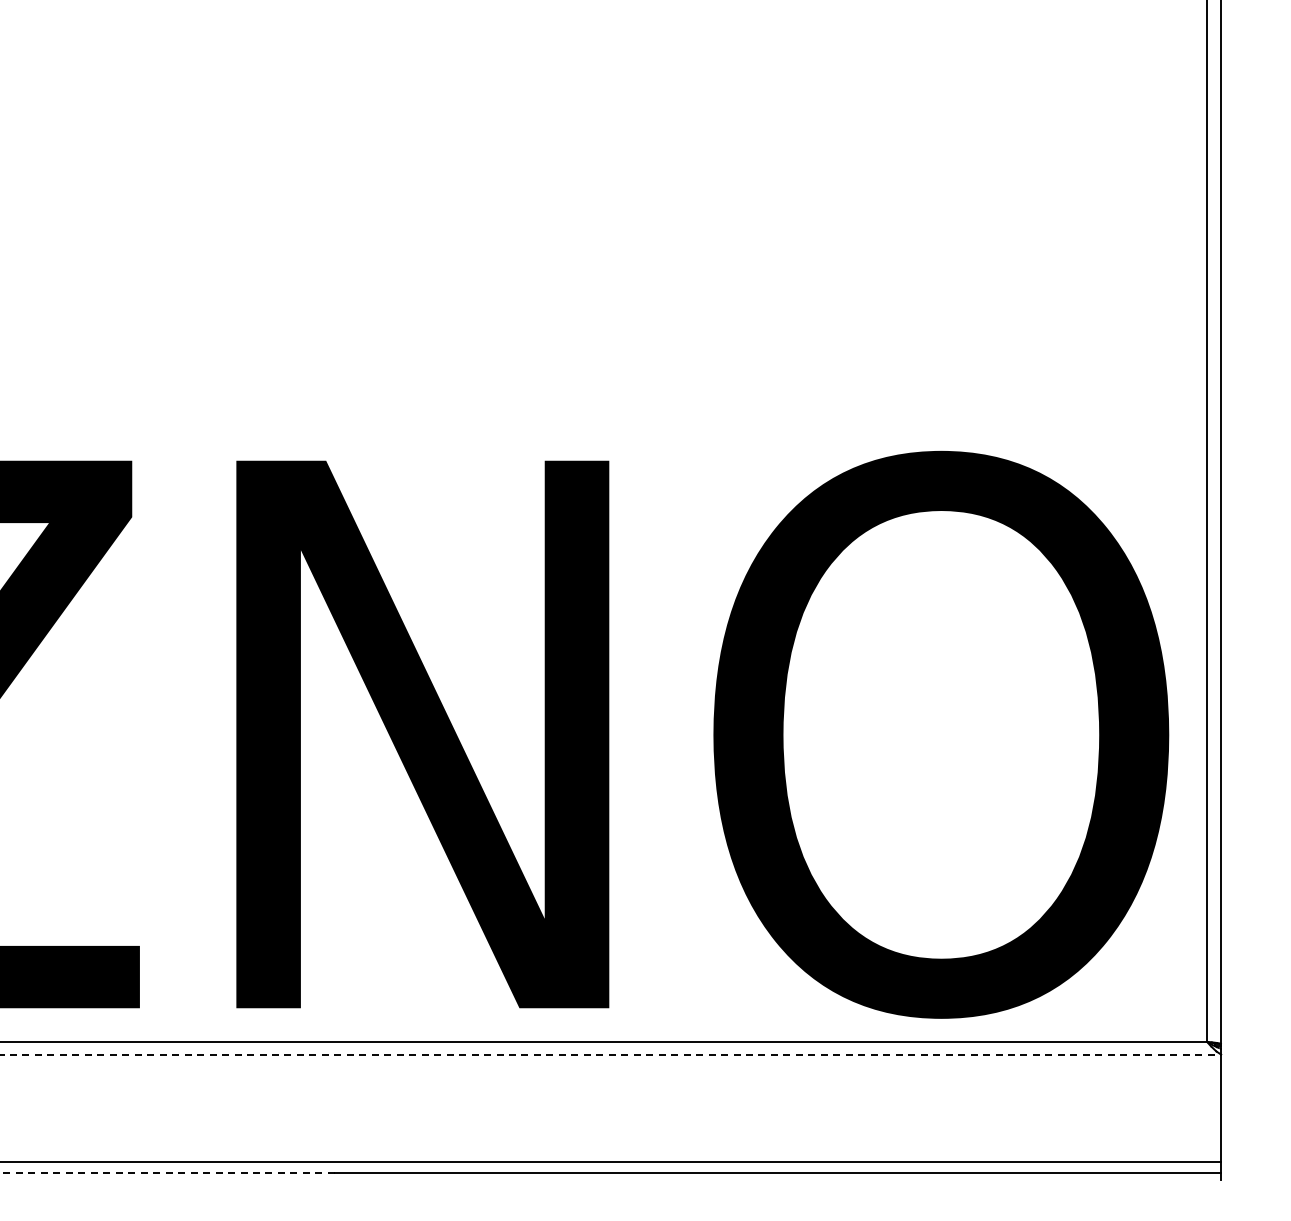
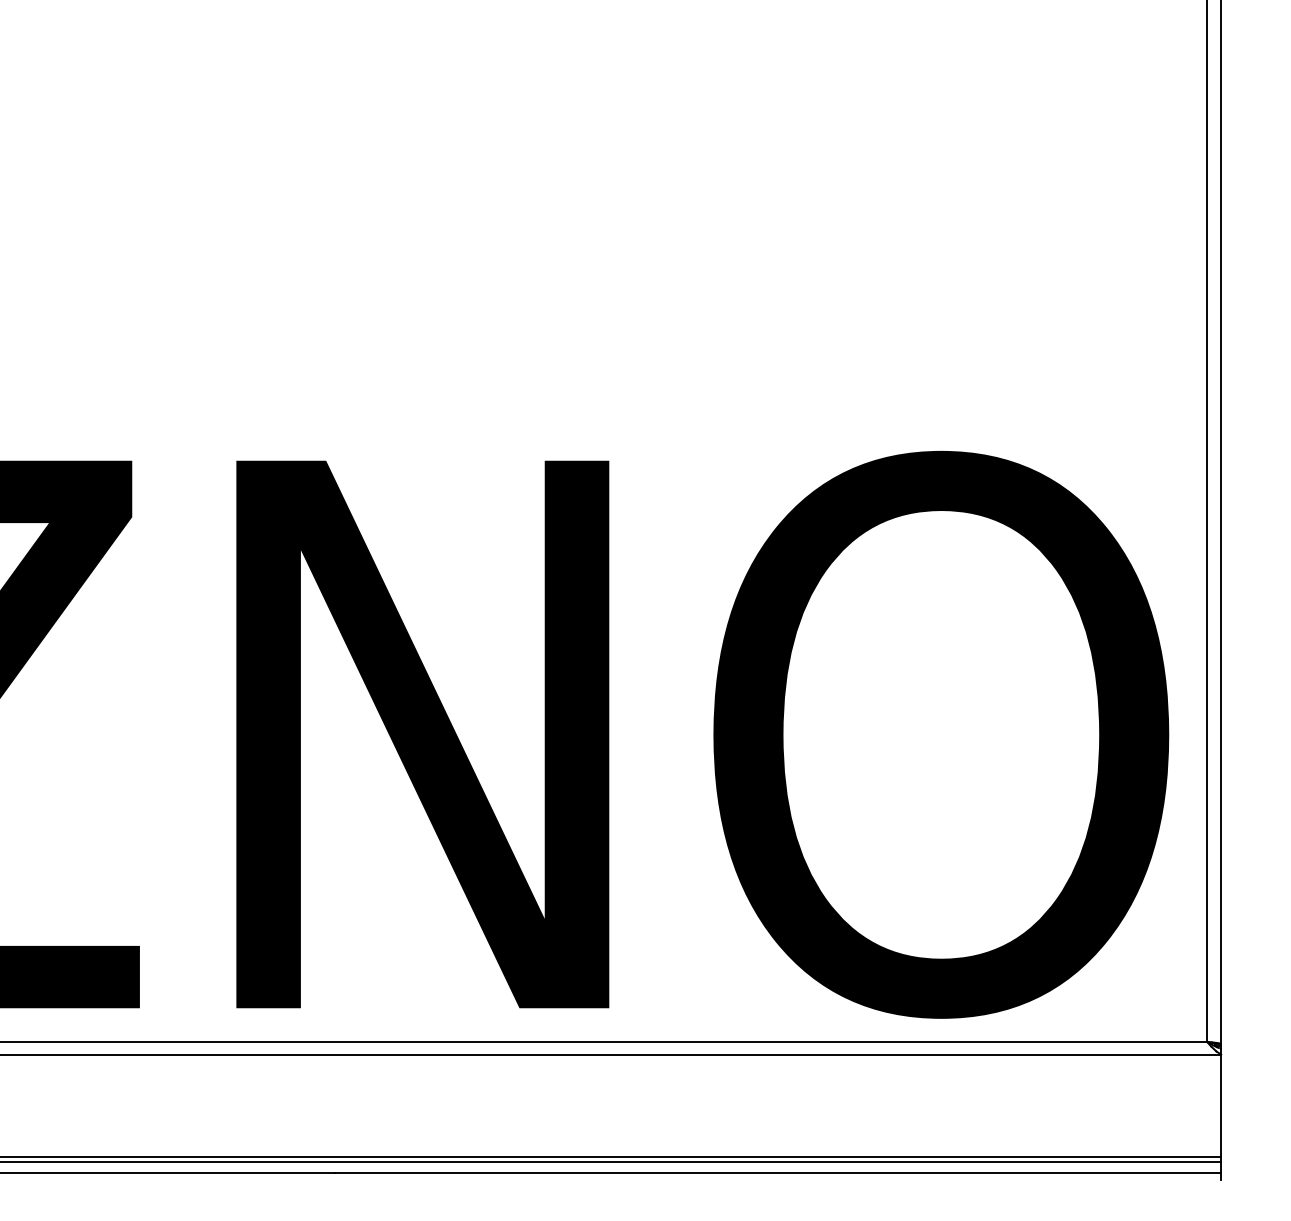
line: dashed -> solid (611, 1054)
line: none -> present (611, 1156)
line: dashed -> solid (166, 1172)
